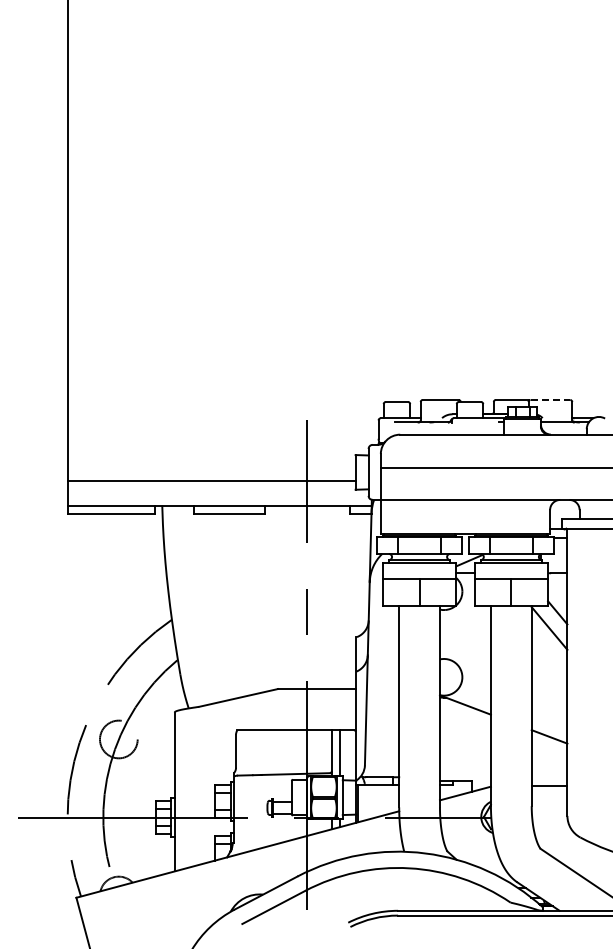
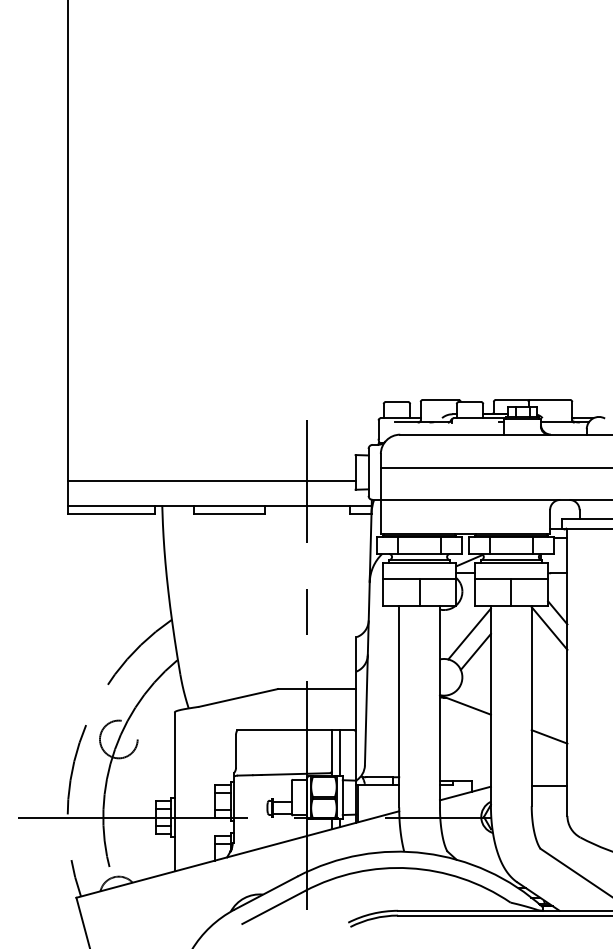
line: dashed -> solid (550, 400)
line: none -> present (469, 633)
line: none -> present (475, 651)
